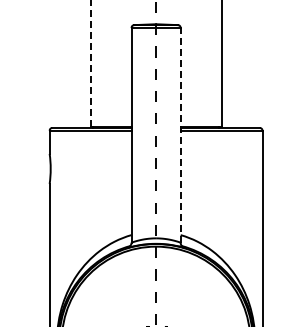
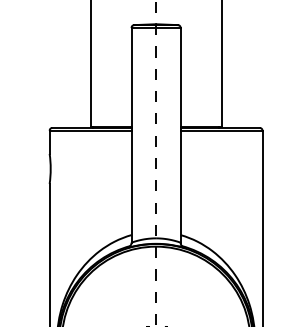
line: dashed -> solid (90, 63)
line: dashed -> solid (180, 134)
